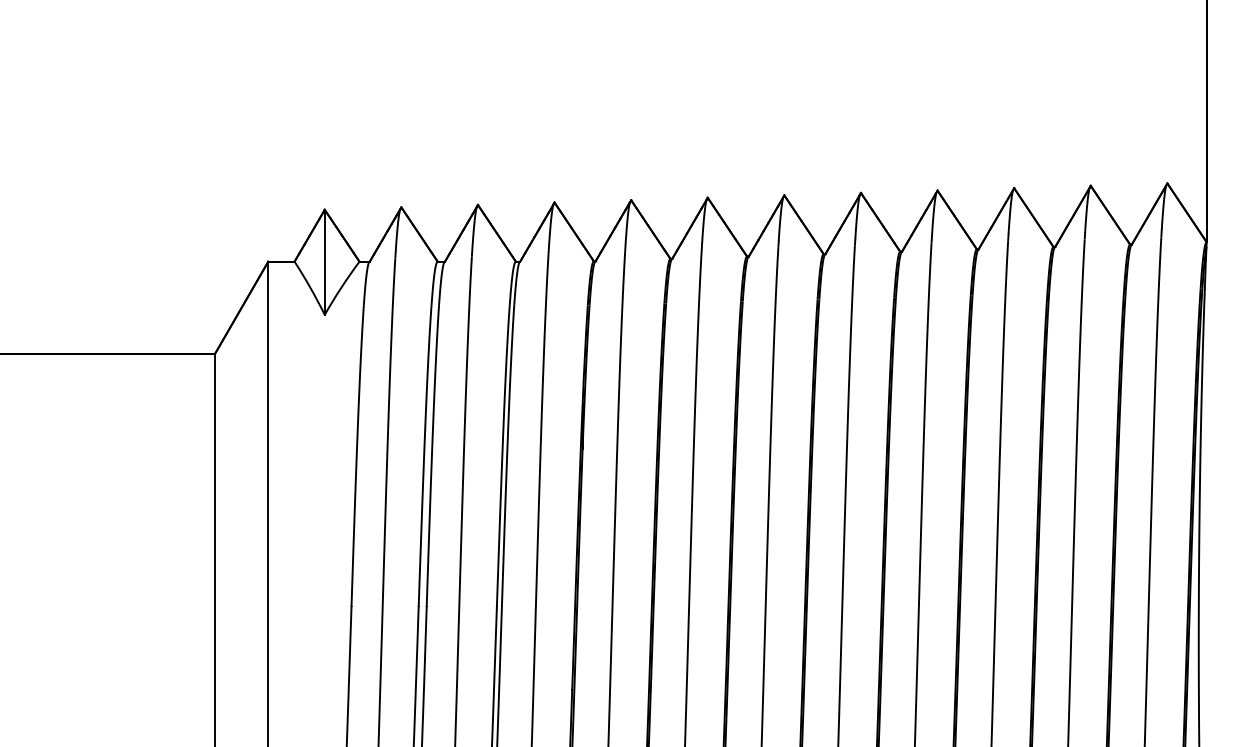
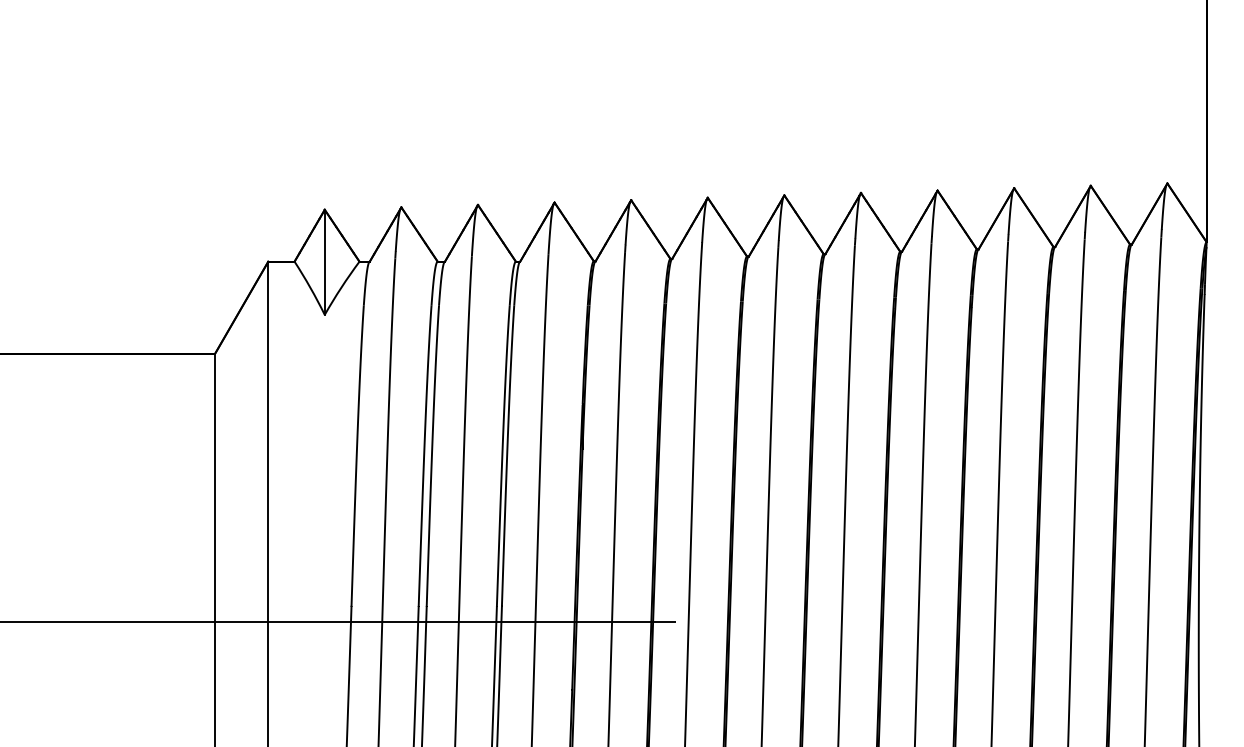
line: none -> present (338, 621)
